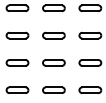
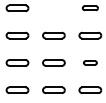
part size: 25x8 px -> 18x7 px (89, 8)
part: present -> none (53, 8)
part size: 25x8 px -> 15x6 px (90, 62)
